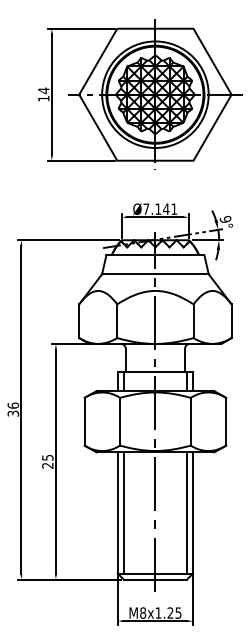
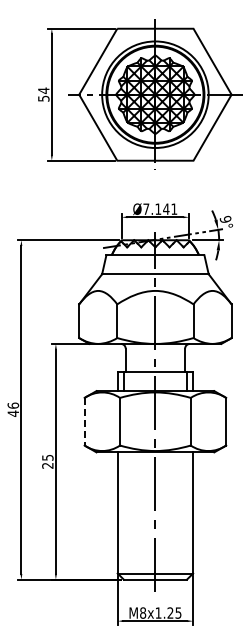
text: 14 -> 54 (43, 98)
text: 36 -> 46 (13, 413)
line: solid -> dashed (84, 421)
line: present -> none (123, 512)
line: present -> none (187, 512)
